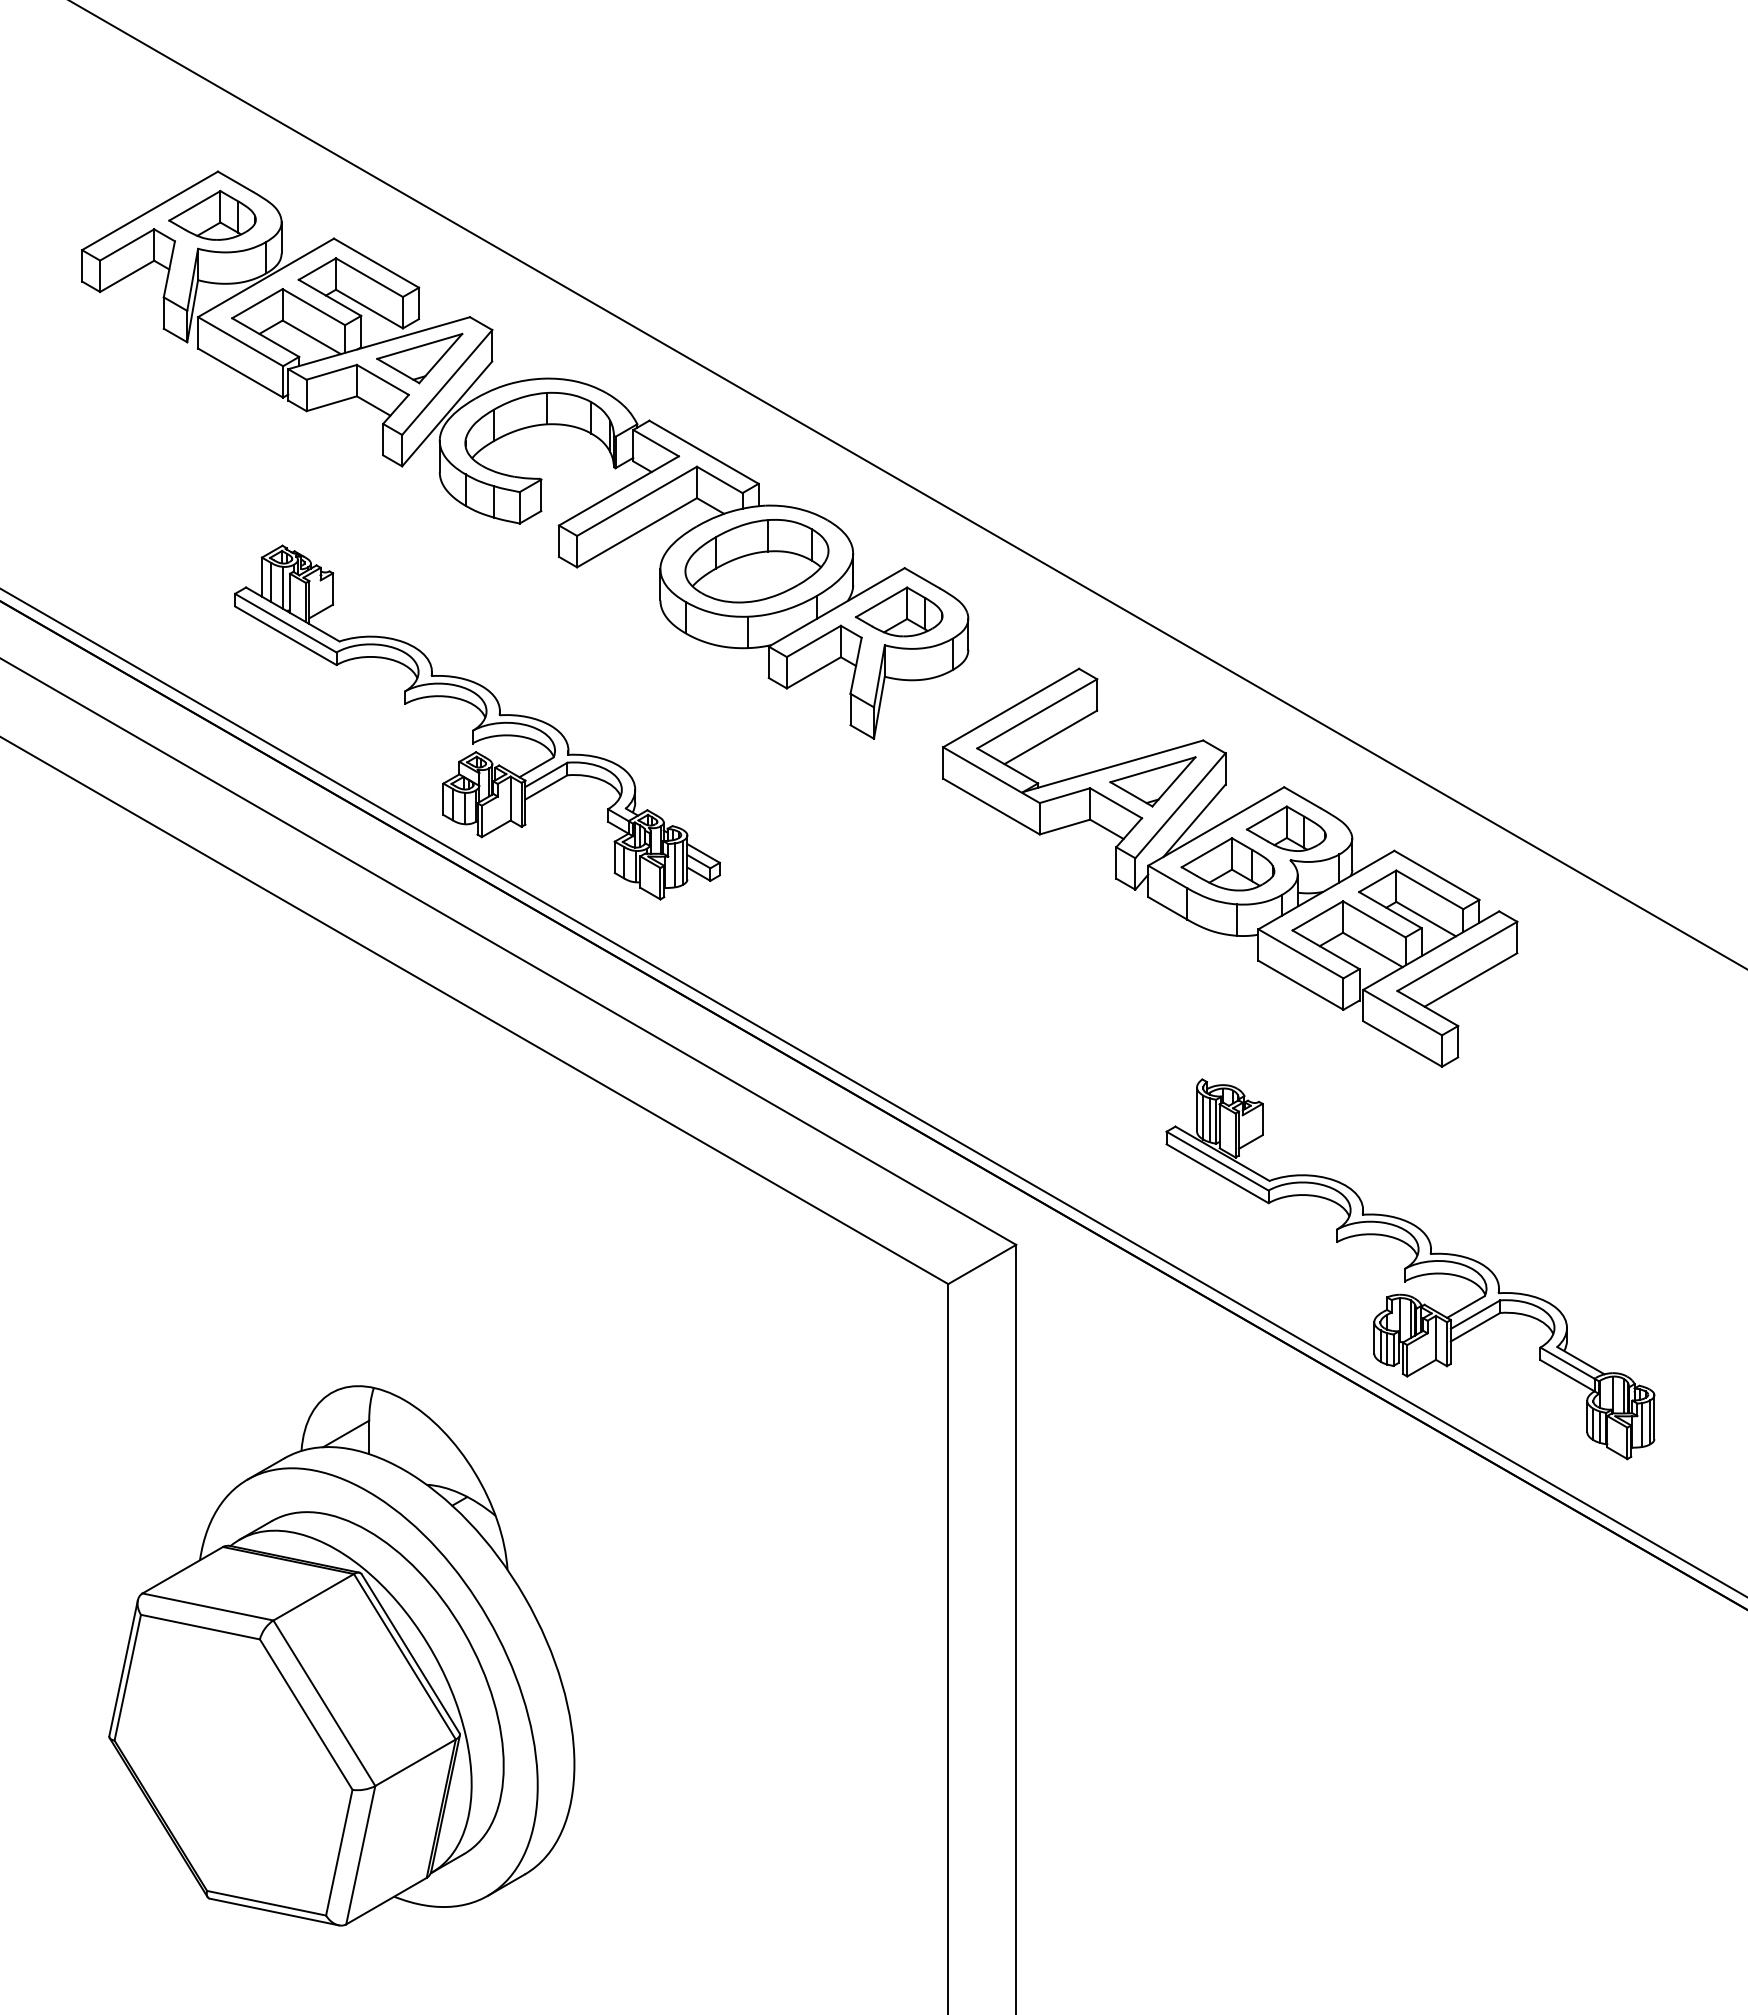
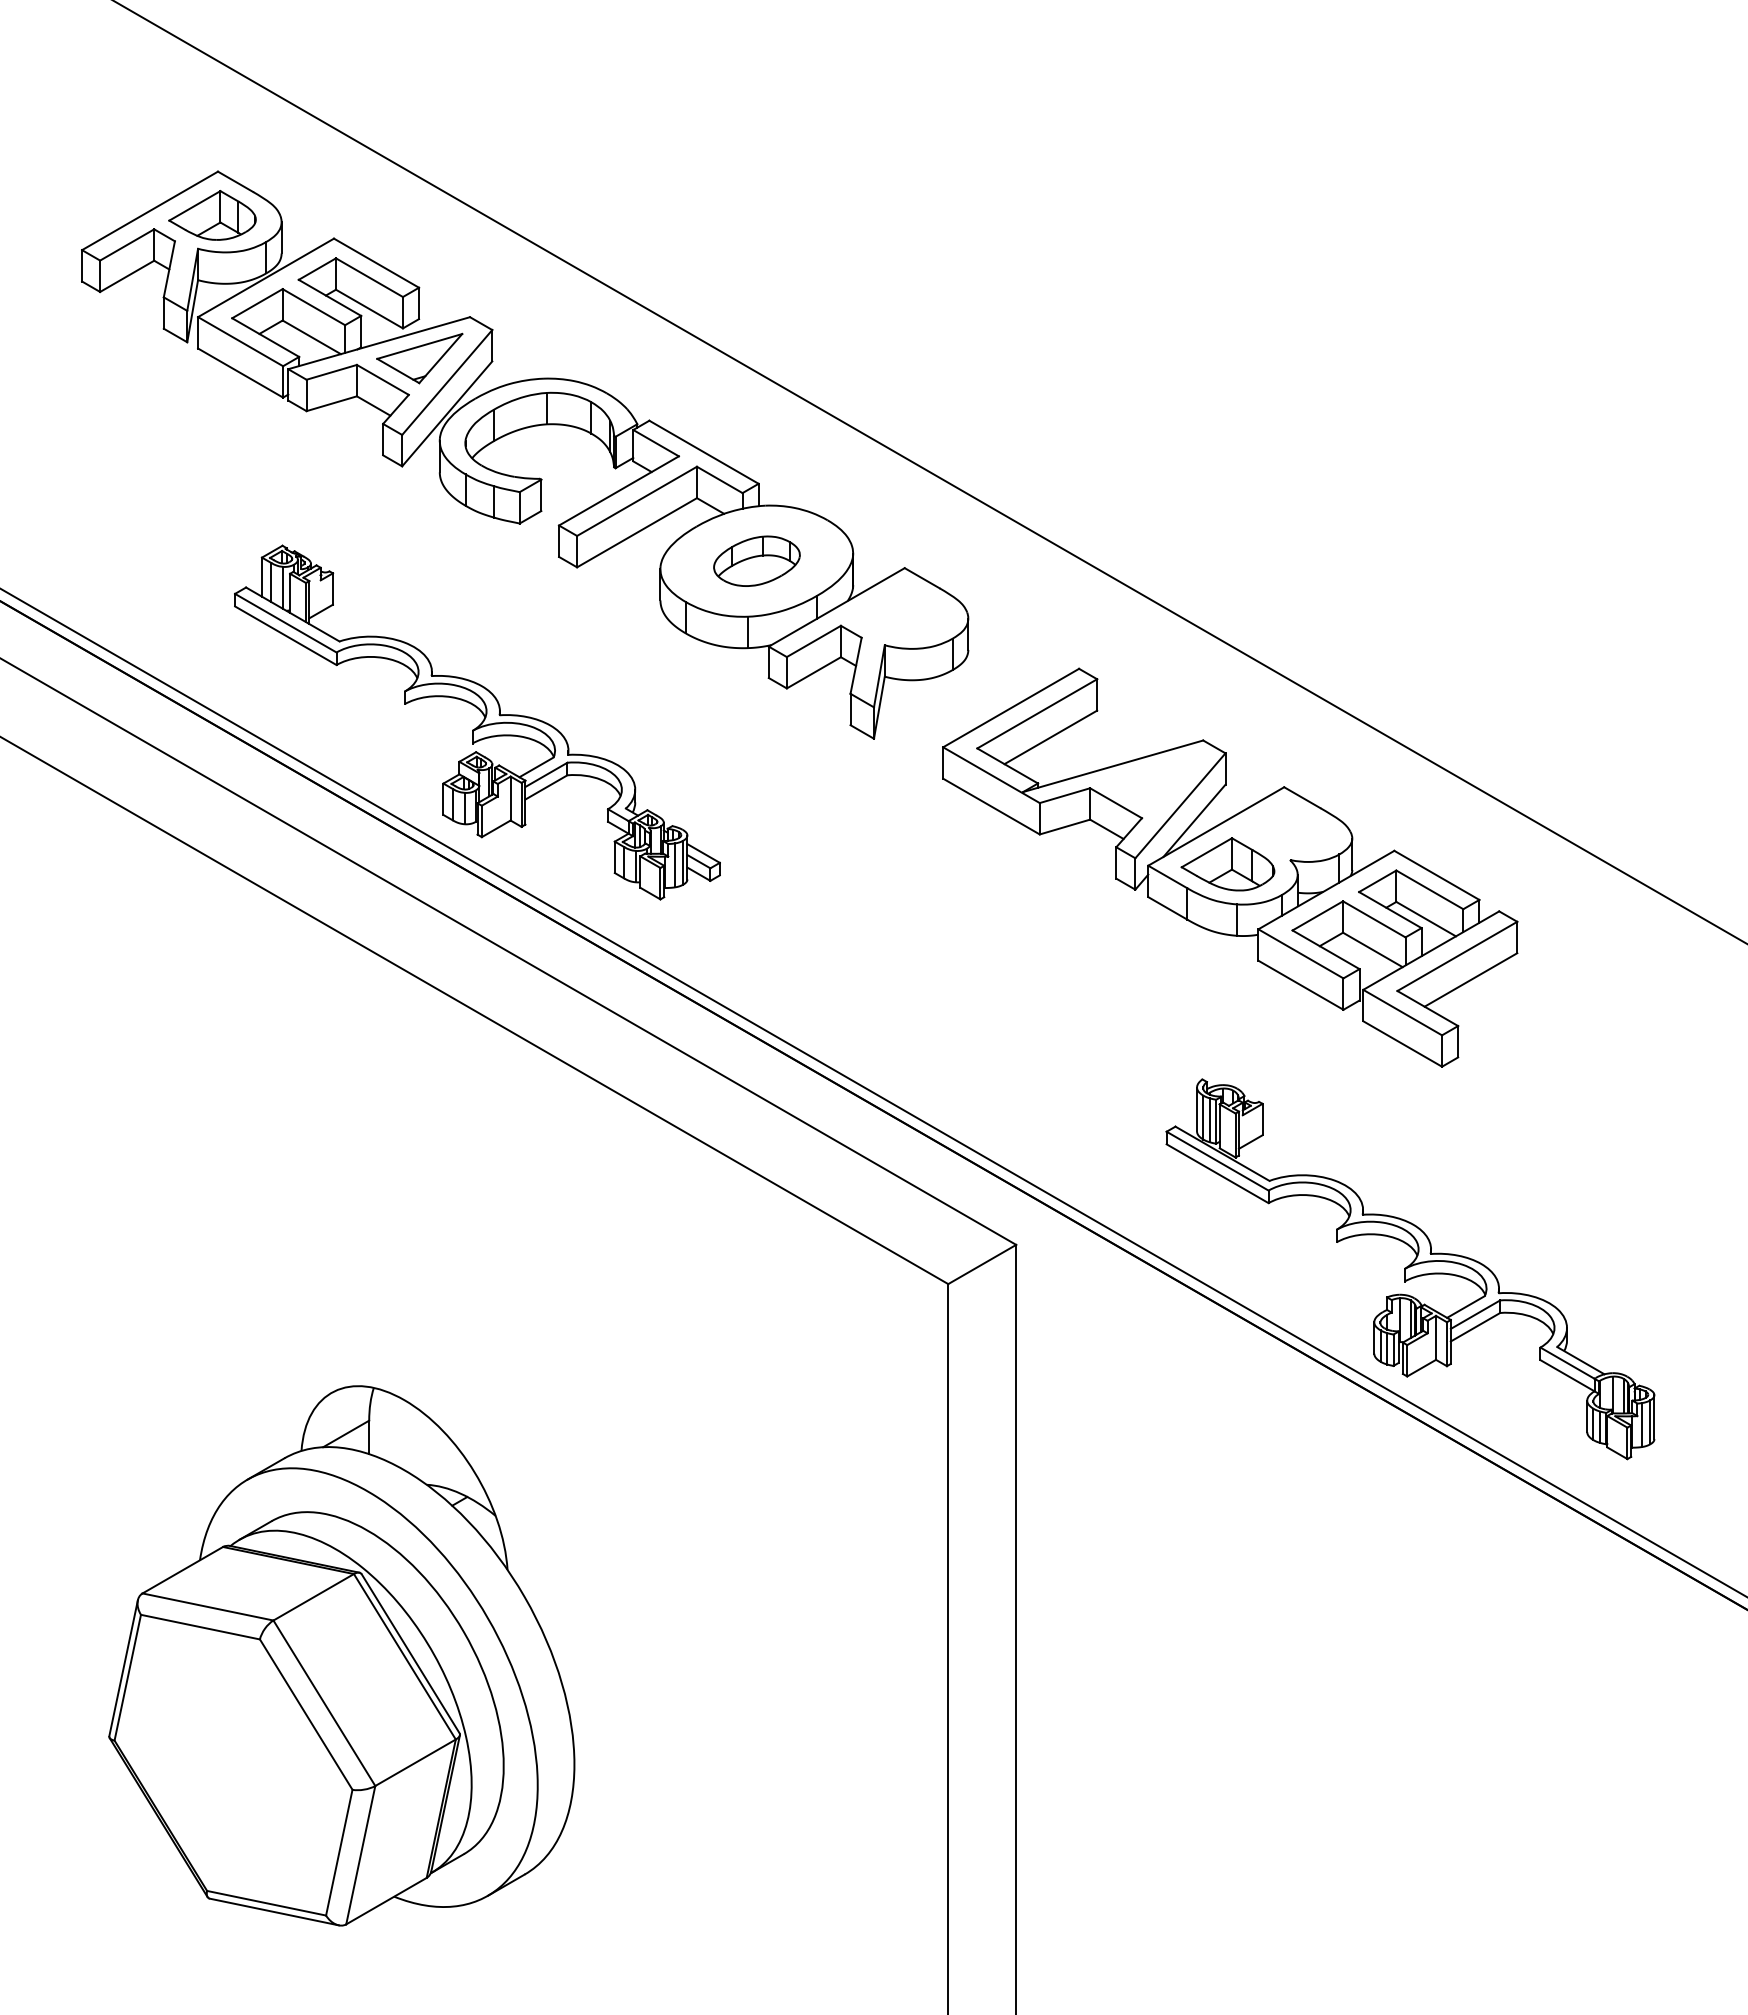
line position: (908, 484) -> (930, 472) (930, 472)
part size: 146x85 px -> 88x52 px (756, 560)
part: present -> none (899, 611)
part: present -> none (1152, 781)
part: present -> none (1286, 828)
